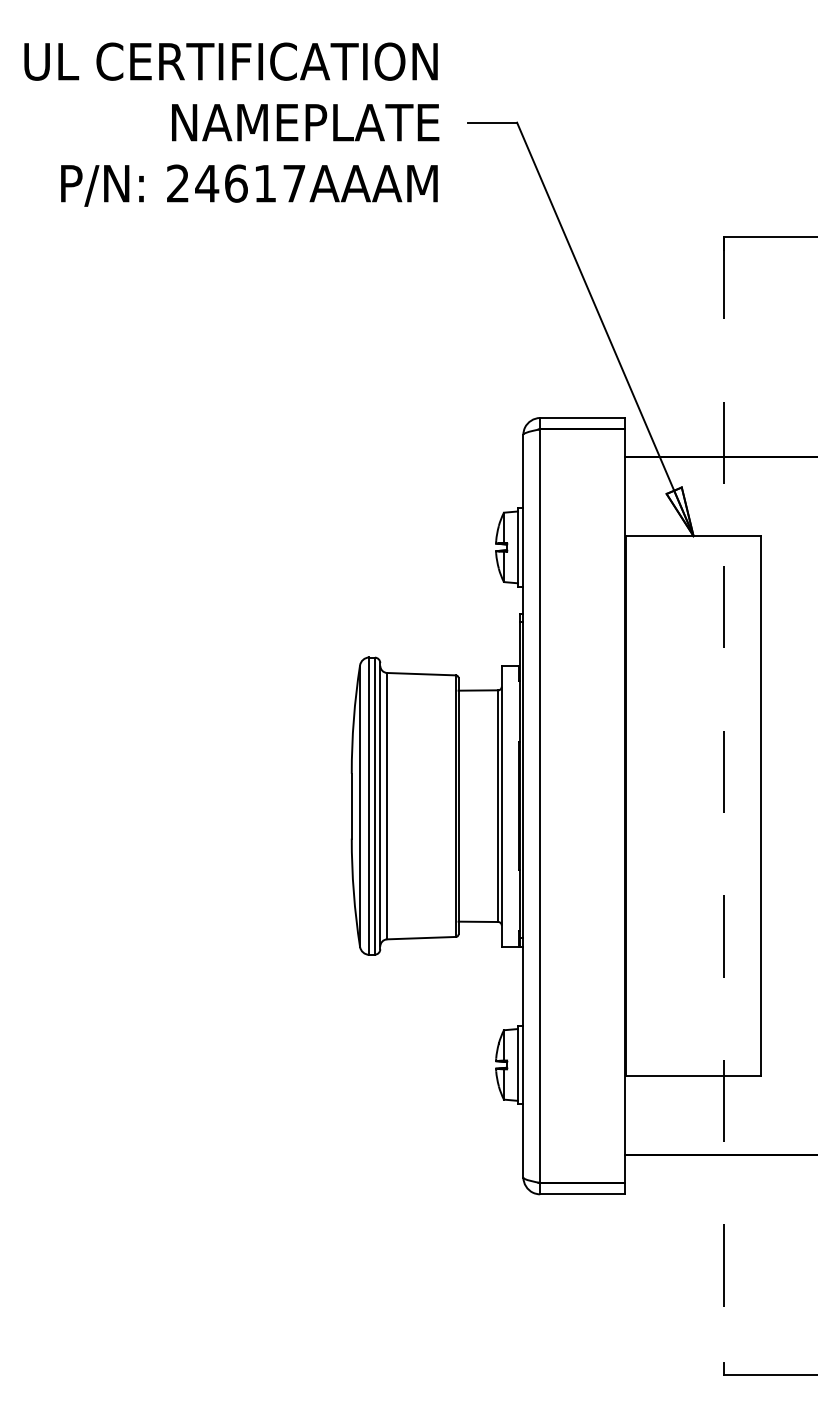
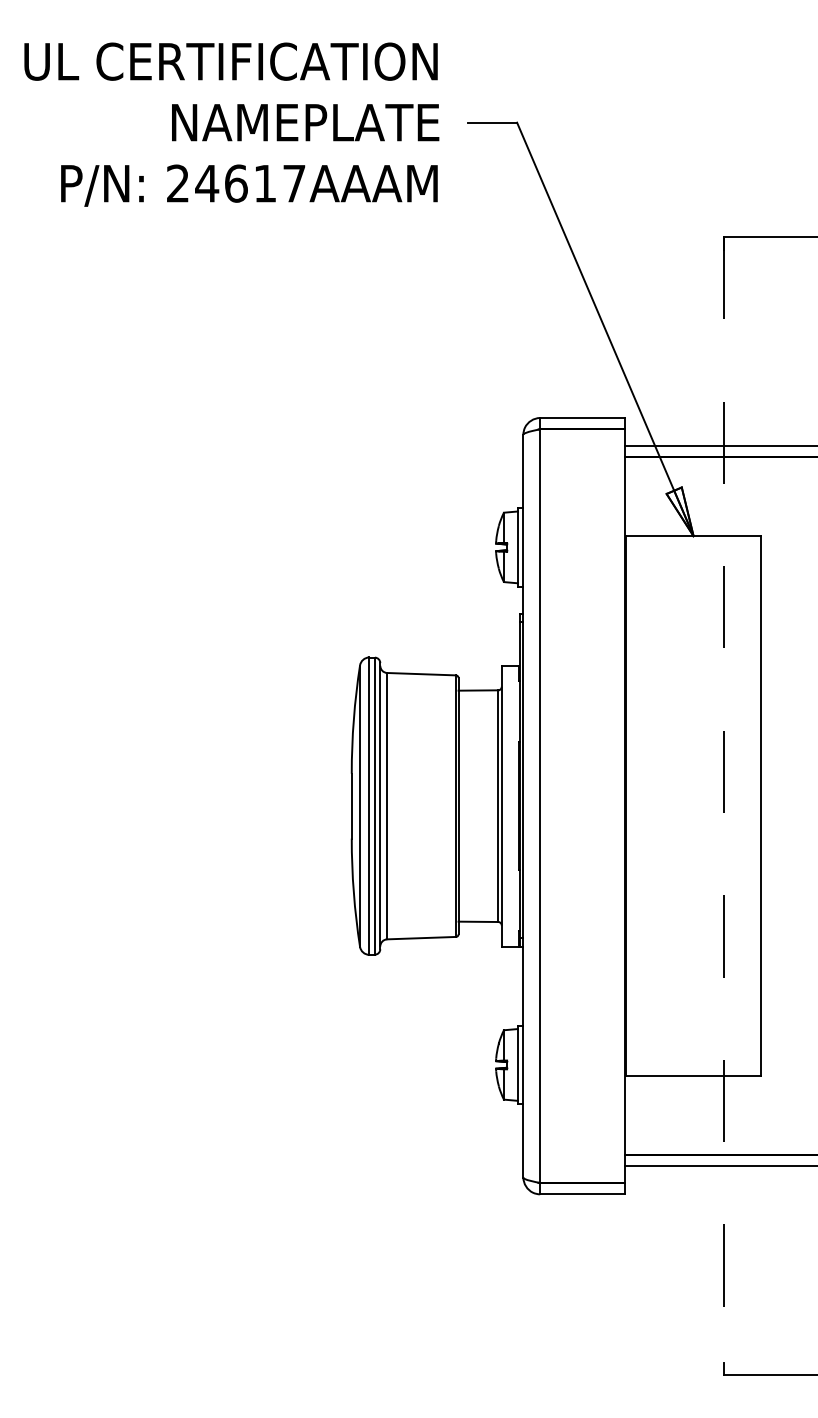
line: none -> present (719, 446)
line: none -> present (719, 1166)
